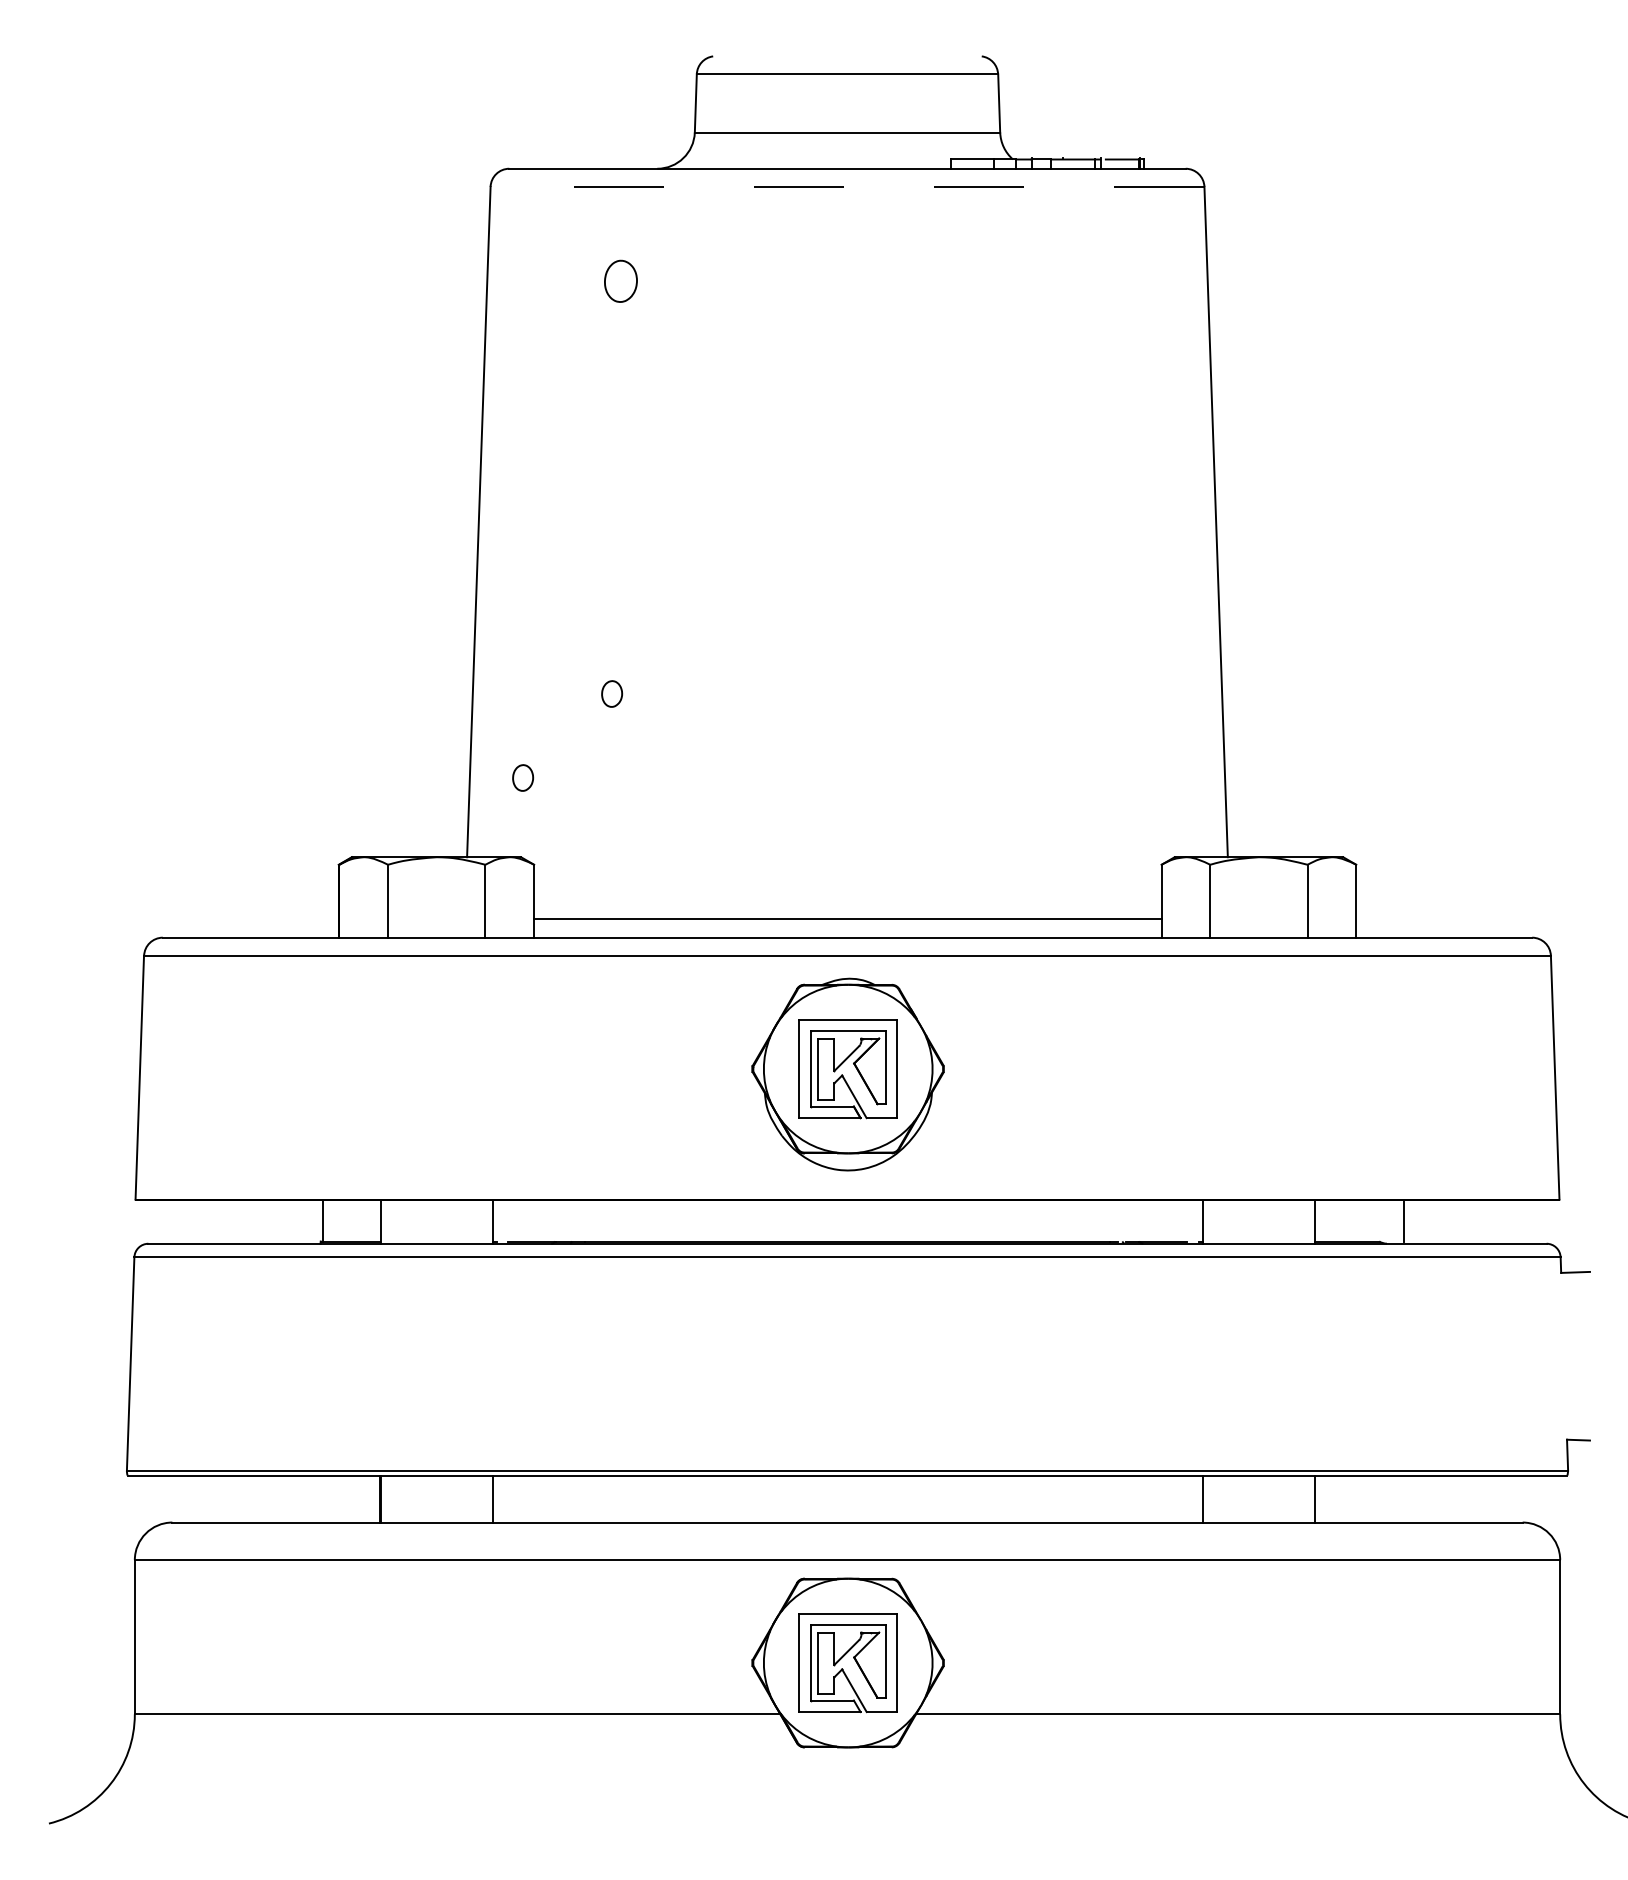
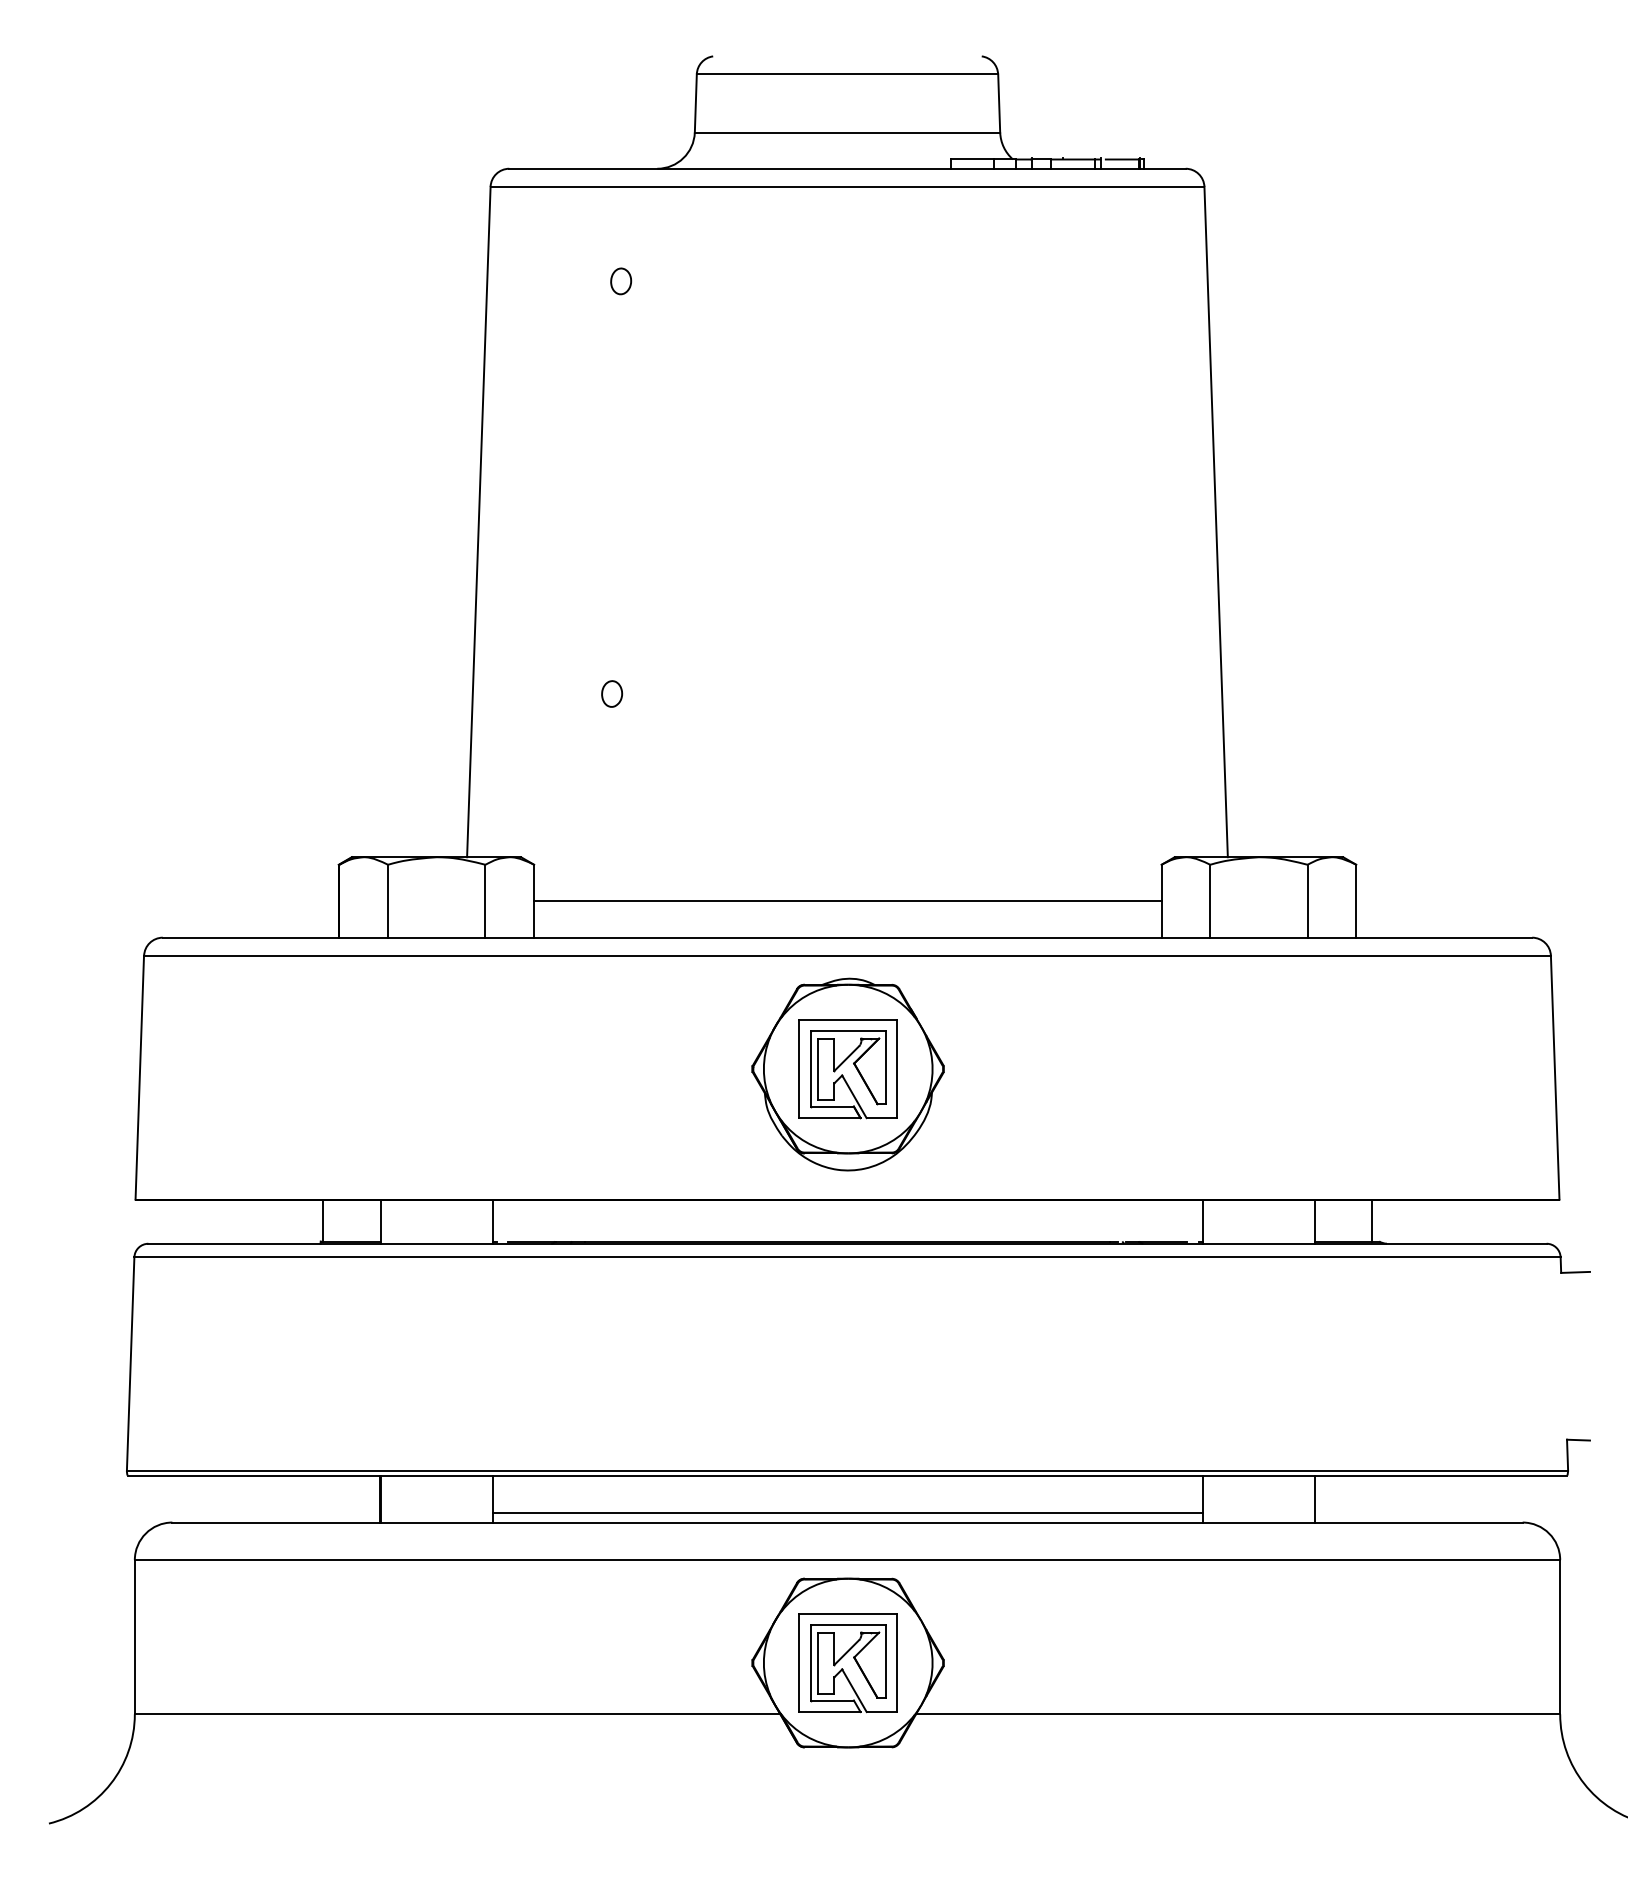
line: dashed -> solid (847, 186)
part size: 34x44 px -> 23x29 px (621, 281)
part: present -> none (523, 777)
line position: (847, 919) -> (847, 901) (847, 901)
line position: (1403, 1220) -> (1371, 1220) (1371, 1220)
line: none -> present (847, 1513)
